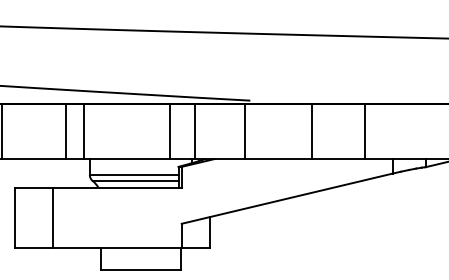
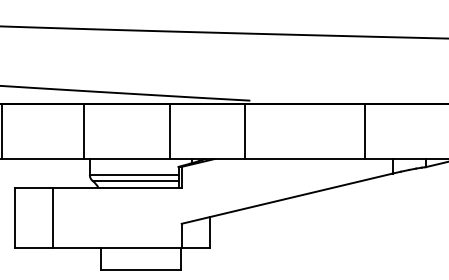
line: present -> none (65, 131)
line: present -> none (195, 131)
line: present -> none (311, 131)
